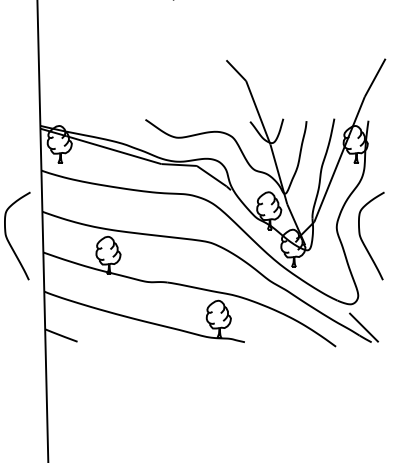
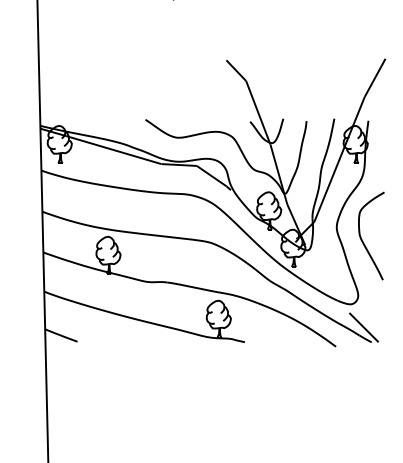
curve: present -> none (8, 239)
